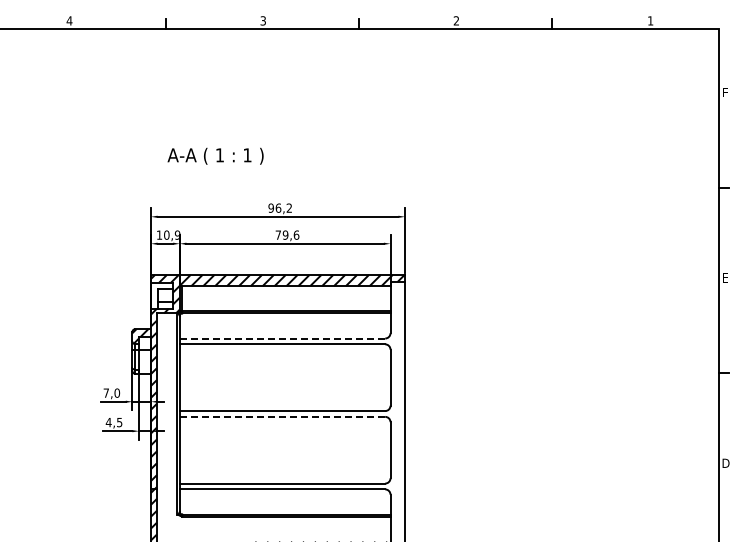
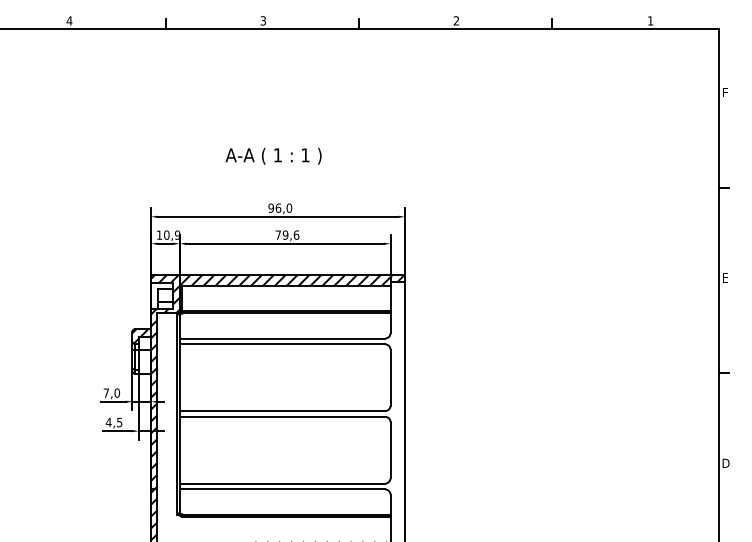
text position: (215, 155) -> (273, 155) (273, 155)
text: 96,2 -> 96,0 (289, 207)
line: dashed -> solid (282, 338)
line: dashed -> solid (282, 416)
